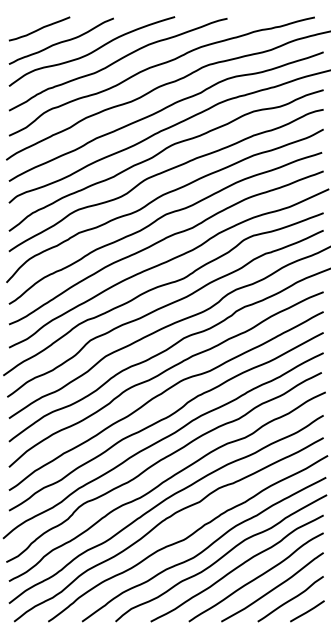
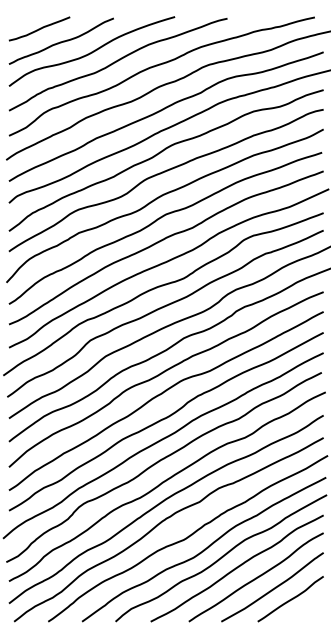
line: present -> none (307, 611)
